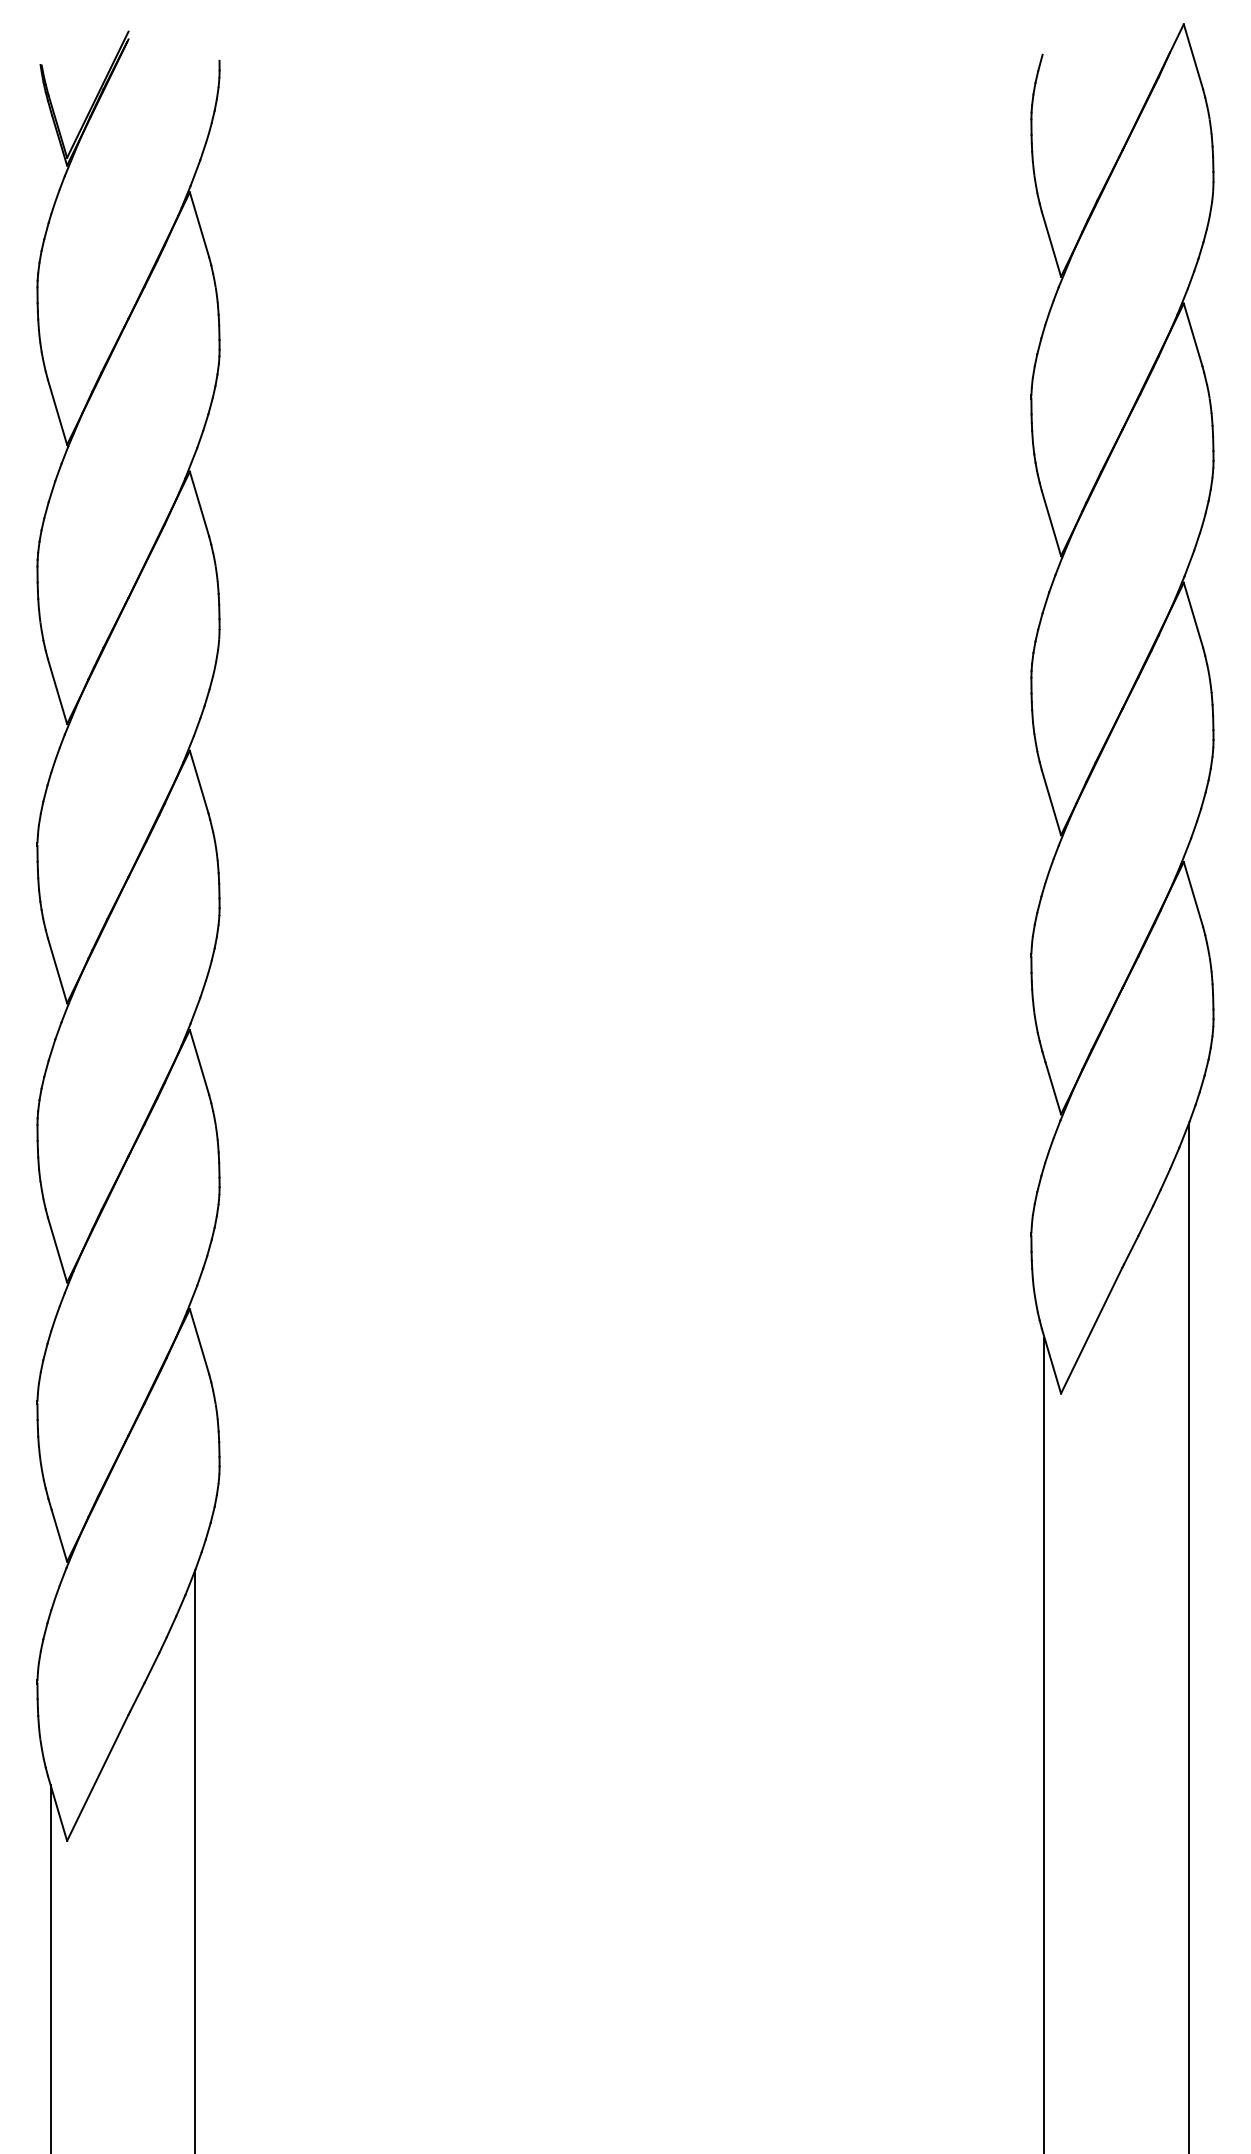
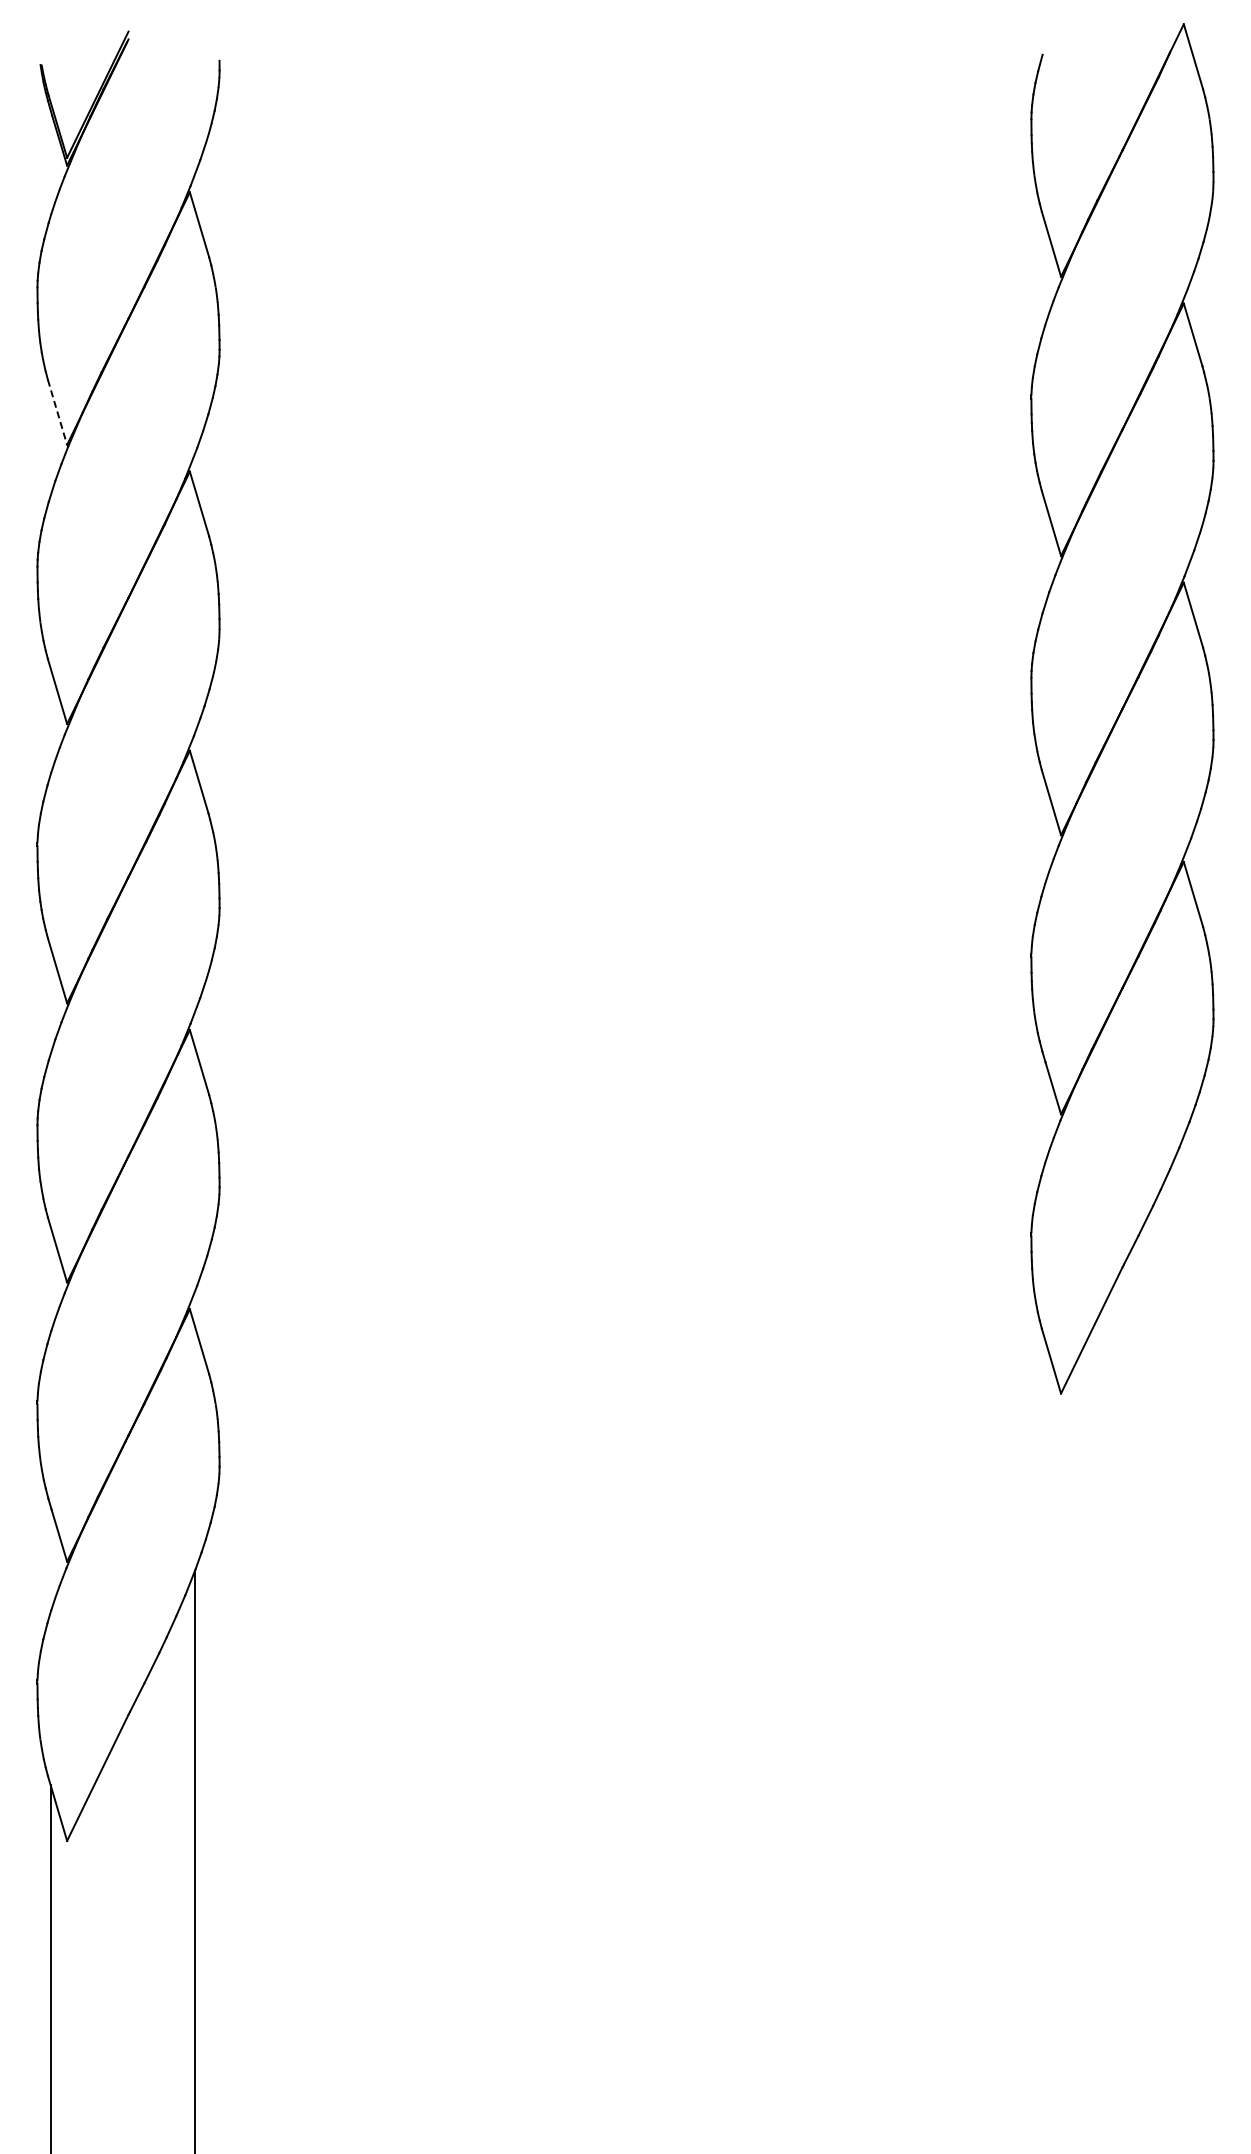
line: solid -> dashed (57, 412)
line: present -> none (1188, 1636)
line: present -> none (1044, 1743)
